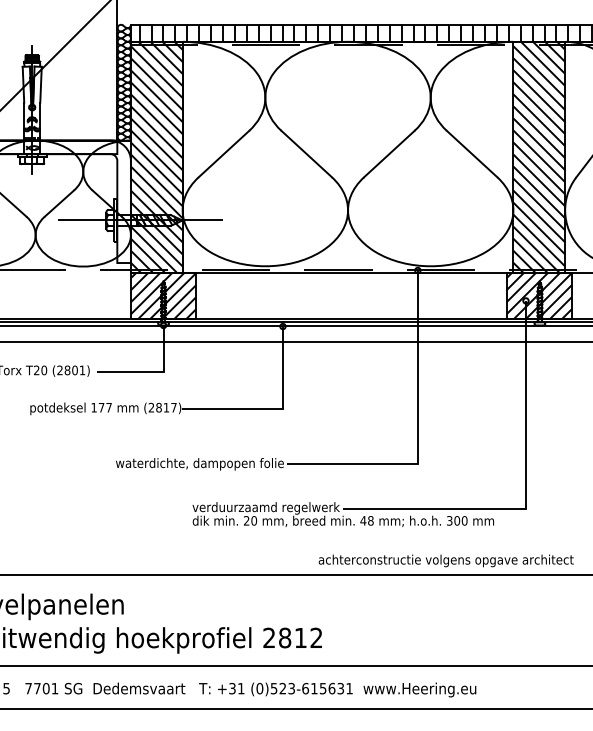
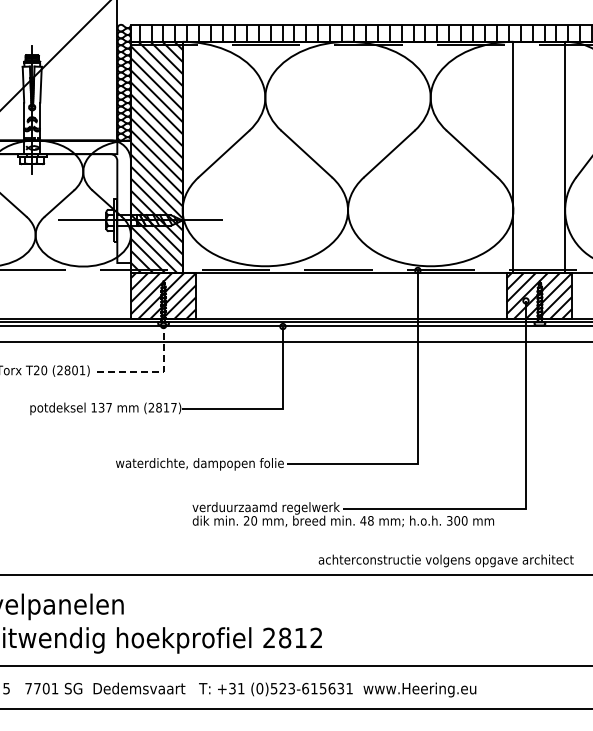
hatch: present -> none (539, 157)
line: solid -> dashed (154, 372)
text: 177 -> 137 (101, 407)
